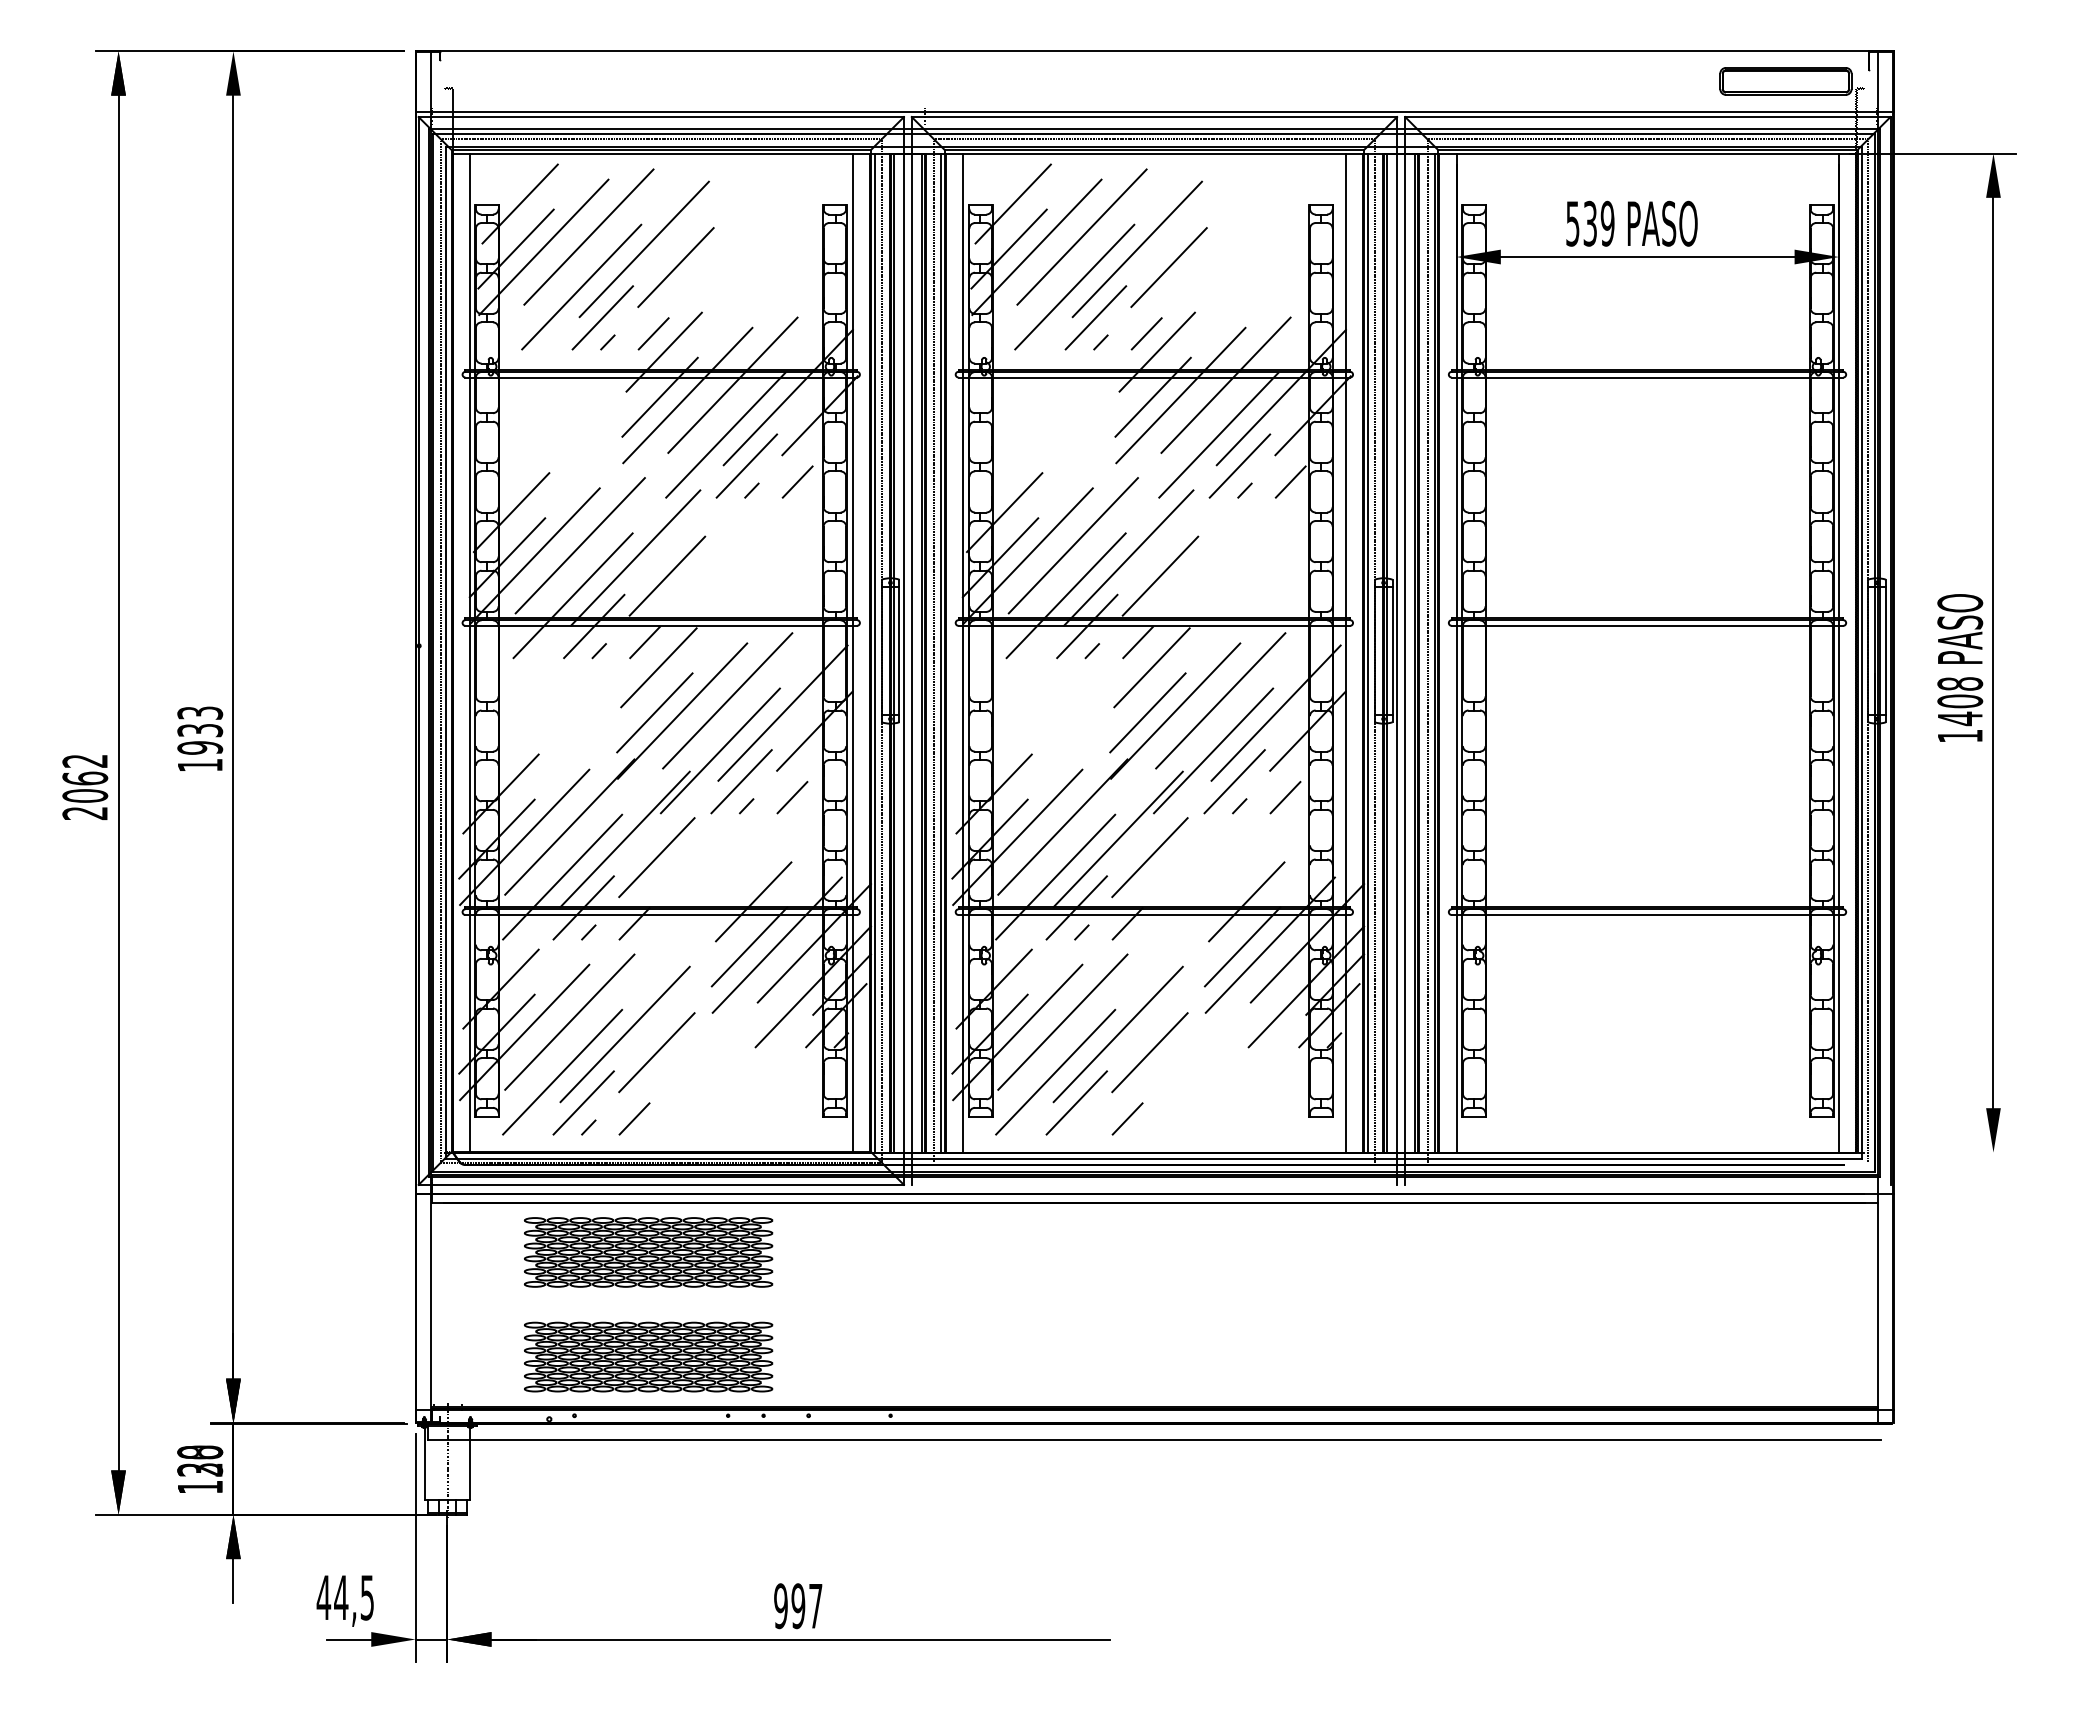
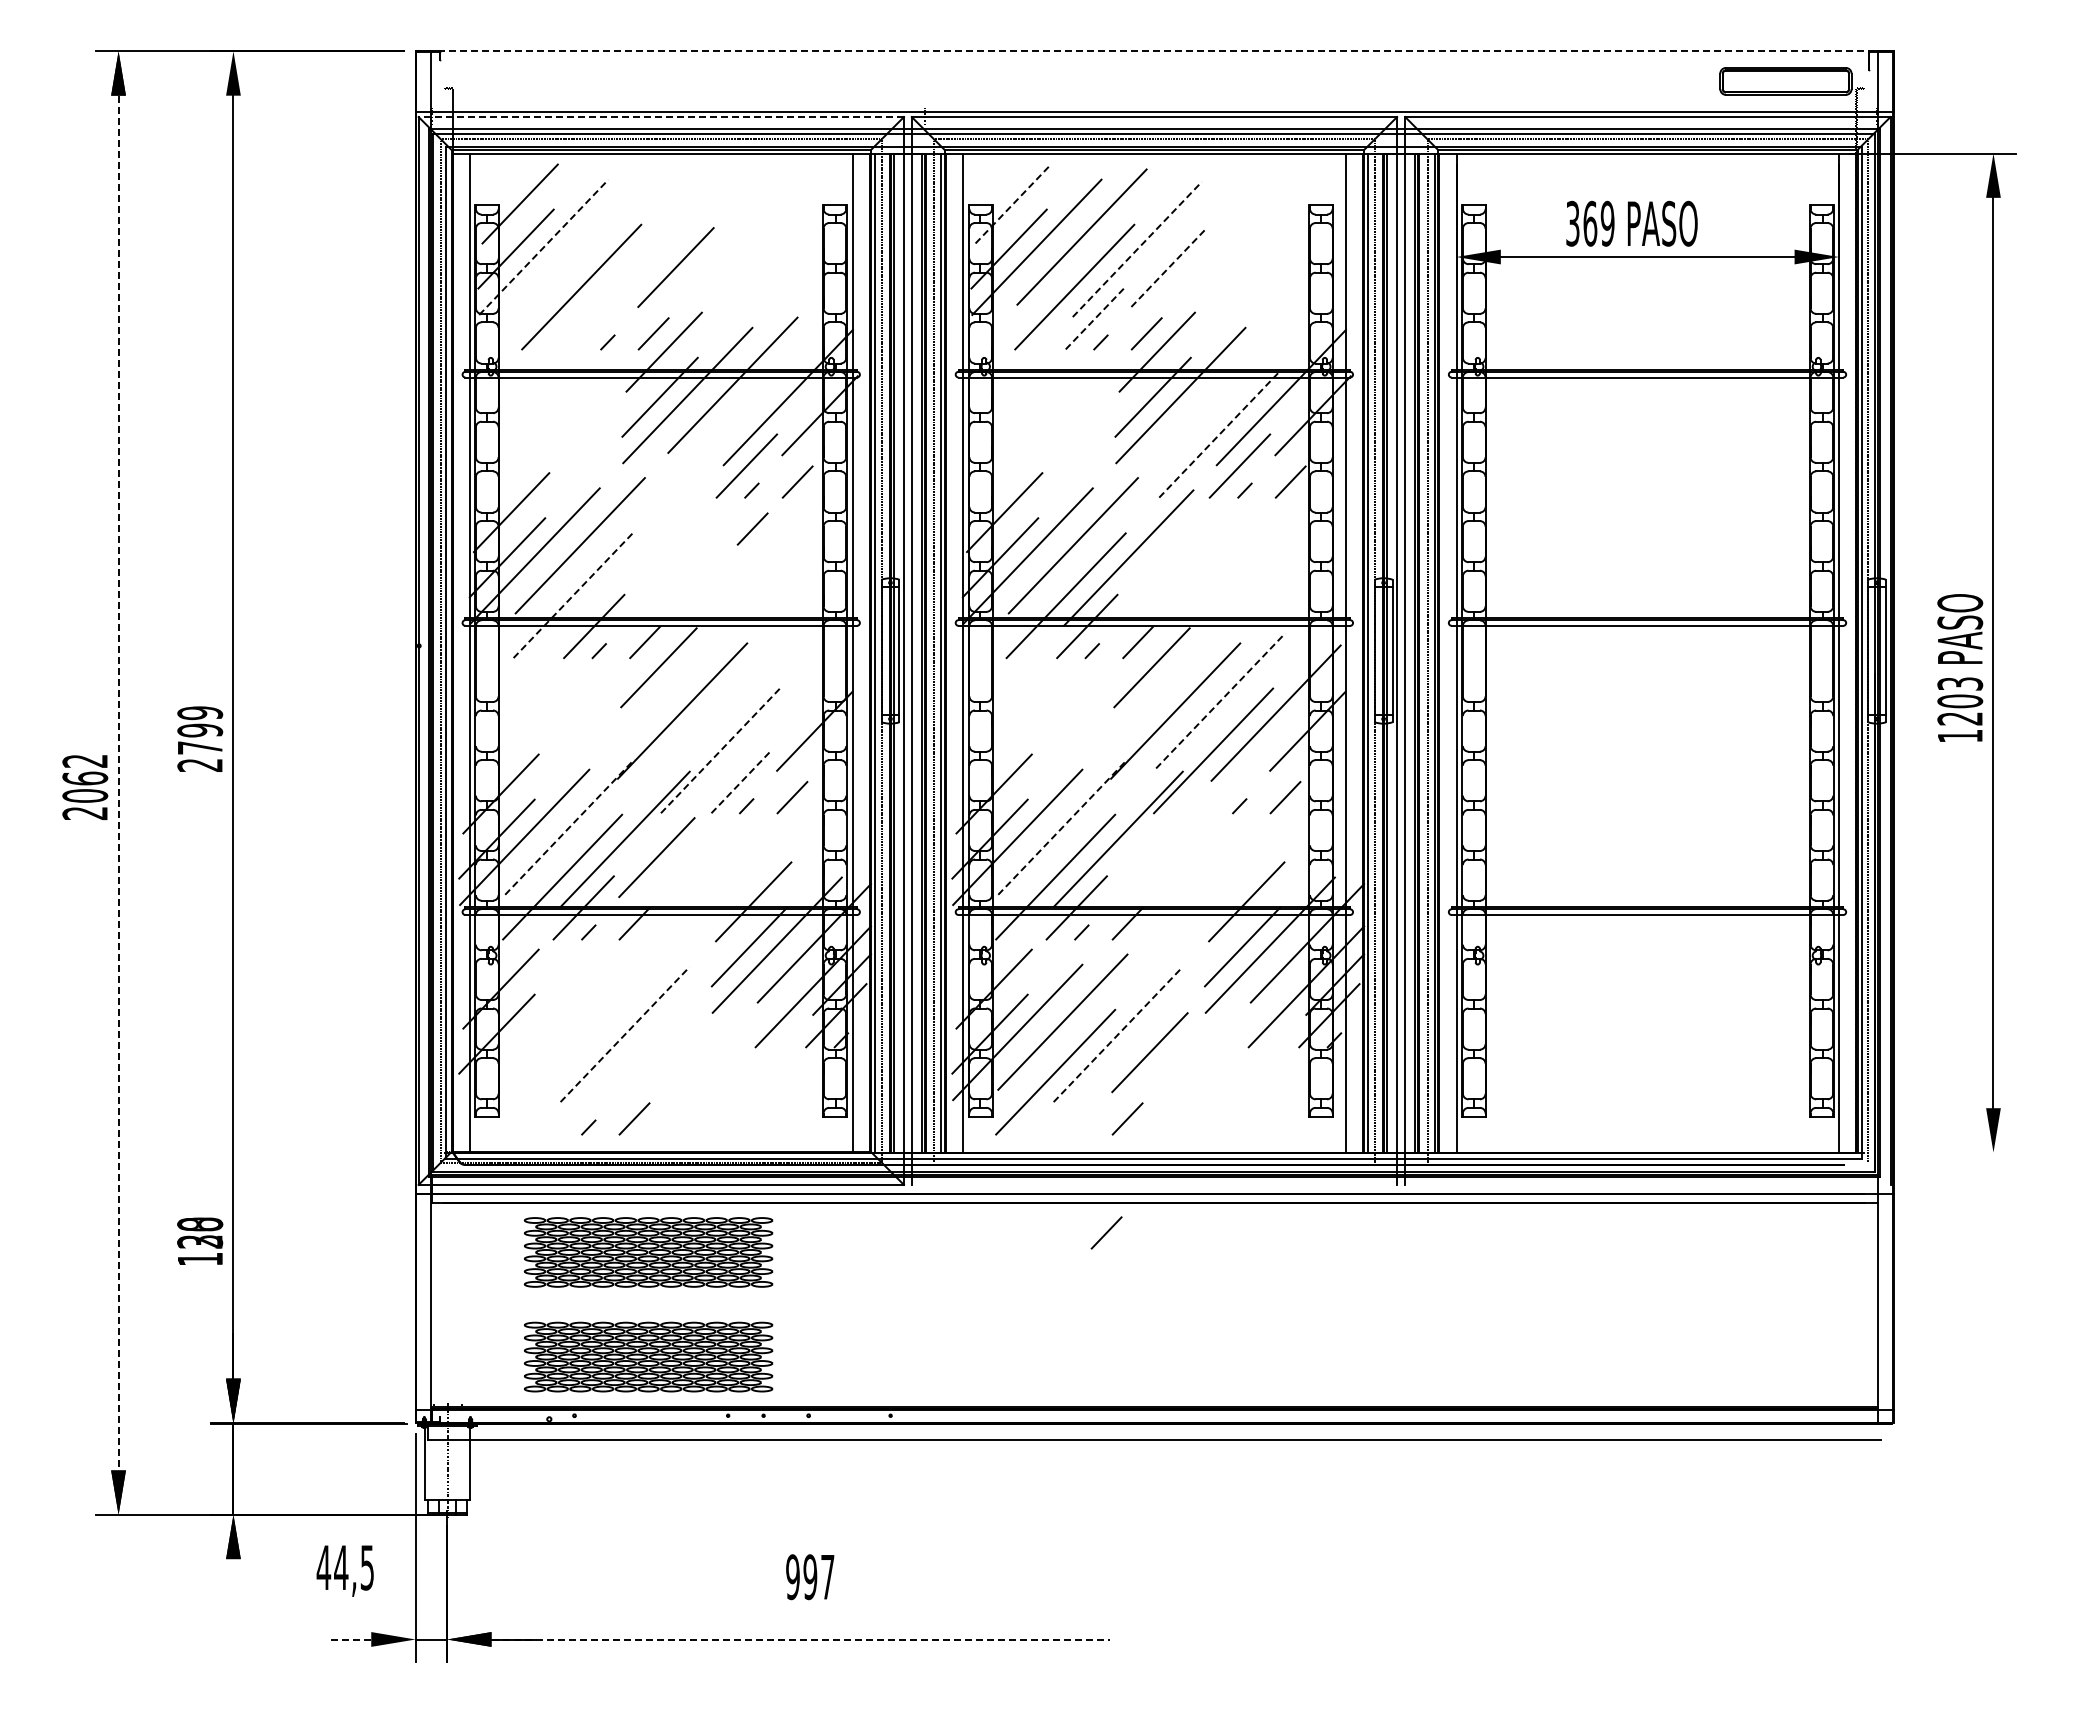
line: solid -> dashed (1154, 51)
line: solid -> dashed (661, 117)
line: solid -> dashed (1013, 204)
text: 539 -> 369 (1582, 223)
line: present -> none (588, 236)
line: solid -> dashed (543, 247)
line: present -> none (643, 249)
line: solid -> dashed (1137, 249)
line: solid -> dashed (1169, 267)
line: present -> none (602, 317)
line: solid -> dashed (1095, 317)
line: present -> none (1225, 384)
line: present -> none (725, 434)
line: solid -> dashed (1219, 434)
line: none -> present (752, 528)
line: present -> none (635, 557)
line: present -> none (667, 575)
line: present -> none (1160, 575)
line: solid -> dashed (573, 595)
line: present -> none (727, 700)
line: solid -> dashed (1220, 700)
text: 1408 -> 1203 (1960, 701)
line: present -> none (654, 712)
line: present -> none (782, 712)
line: present -> none (1147, 712)
text: 1933 -> 2799 (200, 738)
line: solid -> dashed (720, 750)
line: solid -> dashed (741, 781)
line: present -> none (1234, 781)
line: solid -> dashed (118, 783)
line: solid -> dashed (569, 827)
line: solid -> dashed (1062, 827)
line: present -> none (1149, 857)
line: present -> none (569, 1021)
line: present -> none (524, 1032)
line: solid -> dashed (625, 1034)
line: solid -> dashed (1118, 1034)
line: present -> none (656, 1052)
line: present -> none (562, 1071)
line: present -> none (583, 1102)
line: present -> none (1076, 1102)
line: none -> present (1106, 1232)
text position: (200, 1468) -> (200, 1240) (200, 1240)
line: present -> none (233, 1581)
text position: (344, 1600) -> (344, 1570) (344, 1570)
text position: (798, 1606) -> (810, 1577) (810, 1577)
line: solid -> dashed (348, 1639)
line: solid -> dashed (801, 1639)
